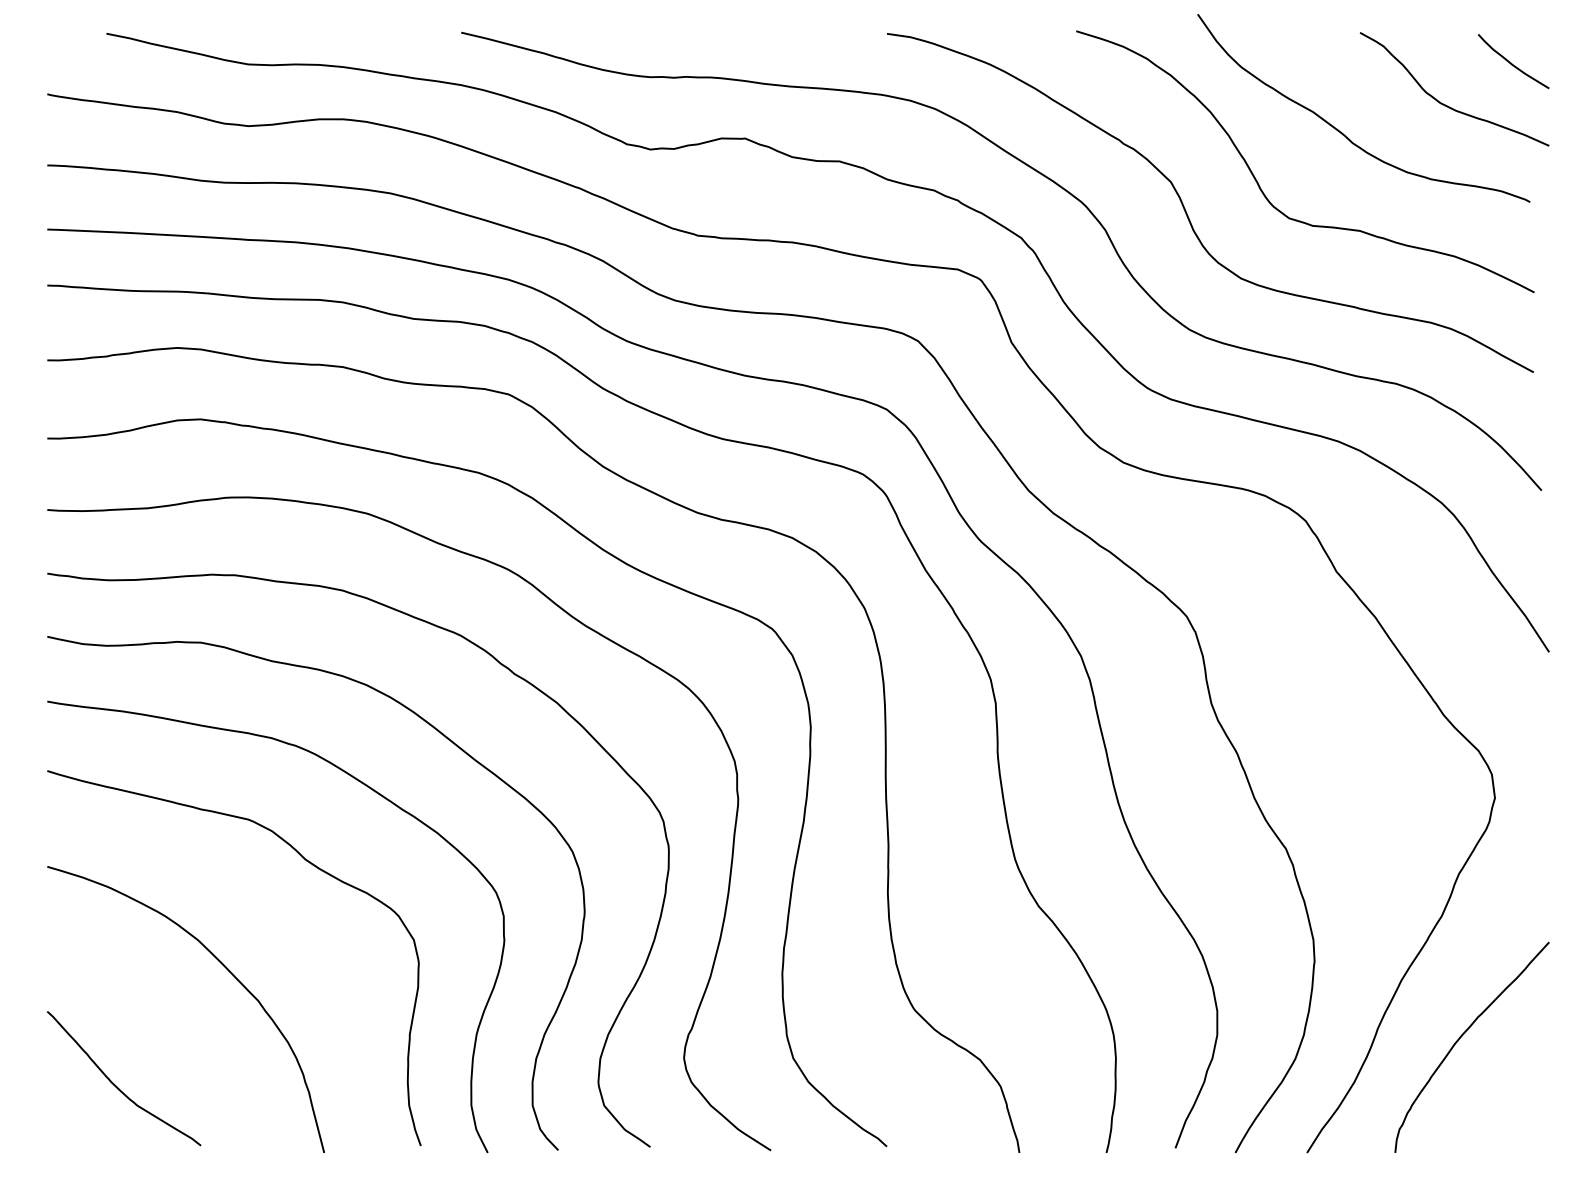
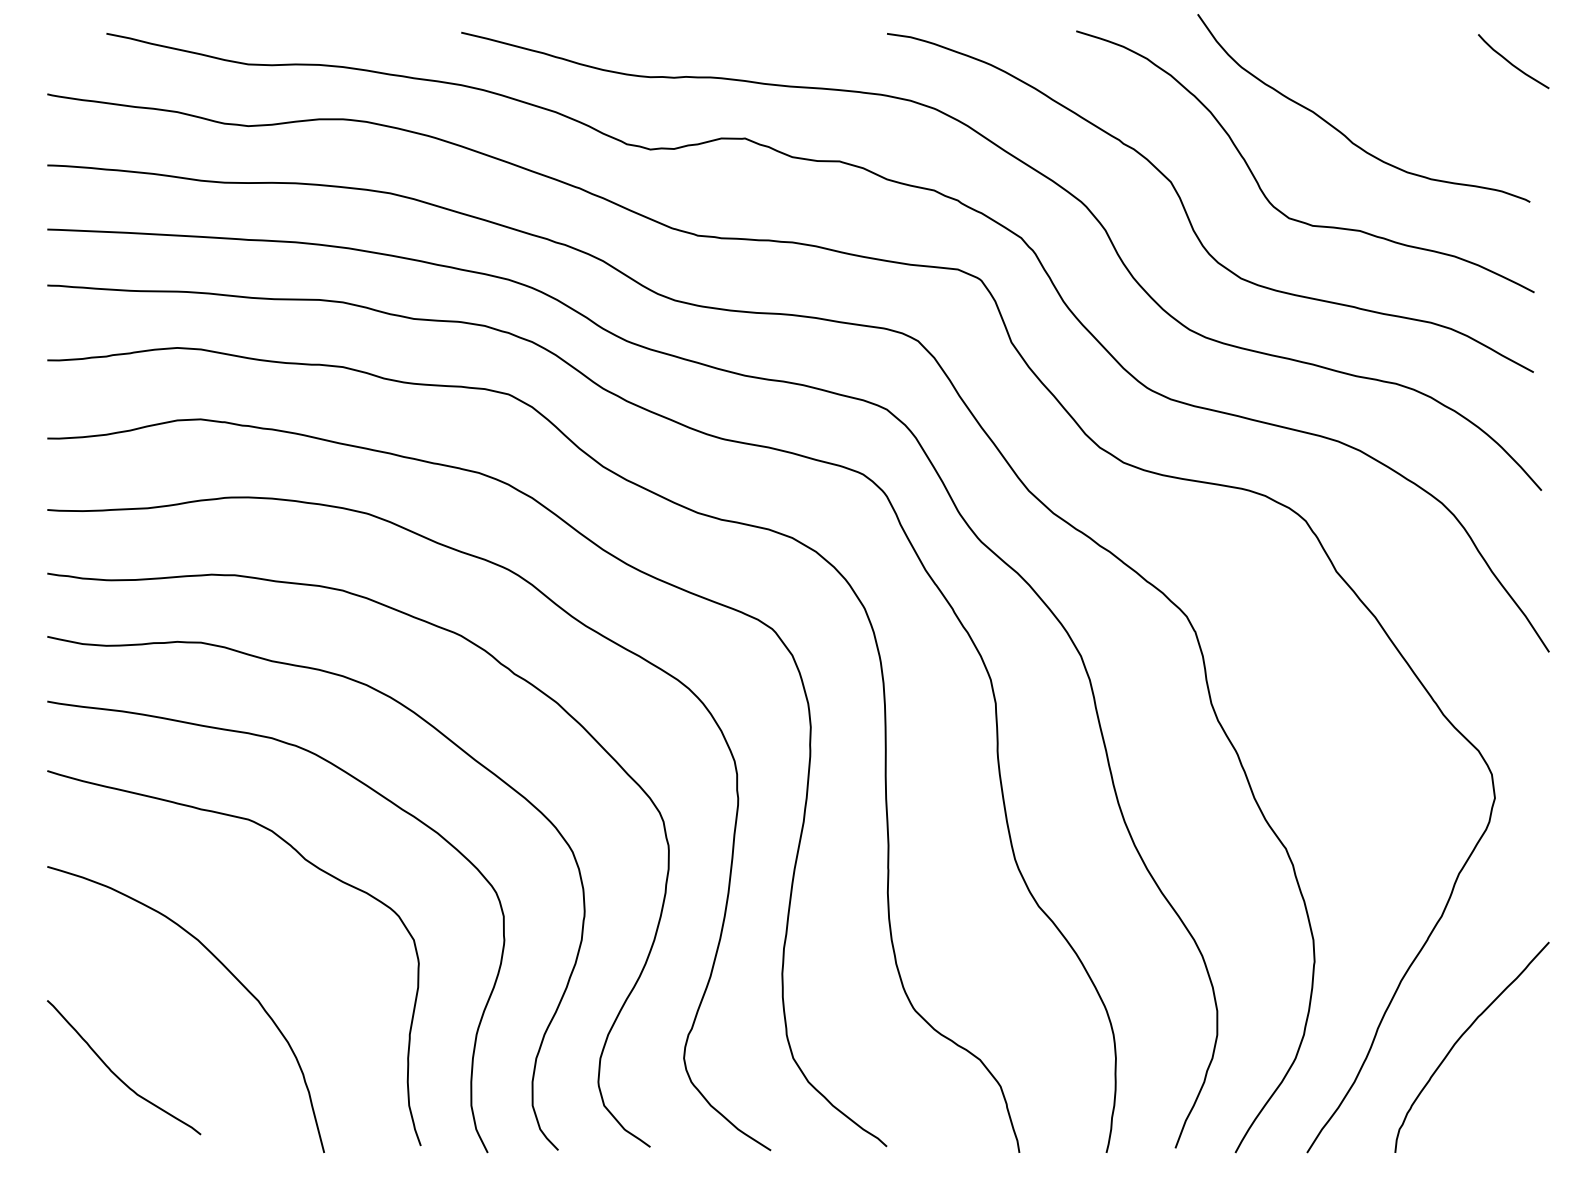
curve: present -> none (1447, 105)
curve position: (116, 1085) -> (116, 1074) (116, 1074)
